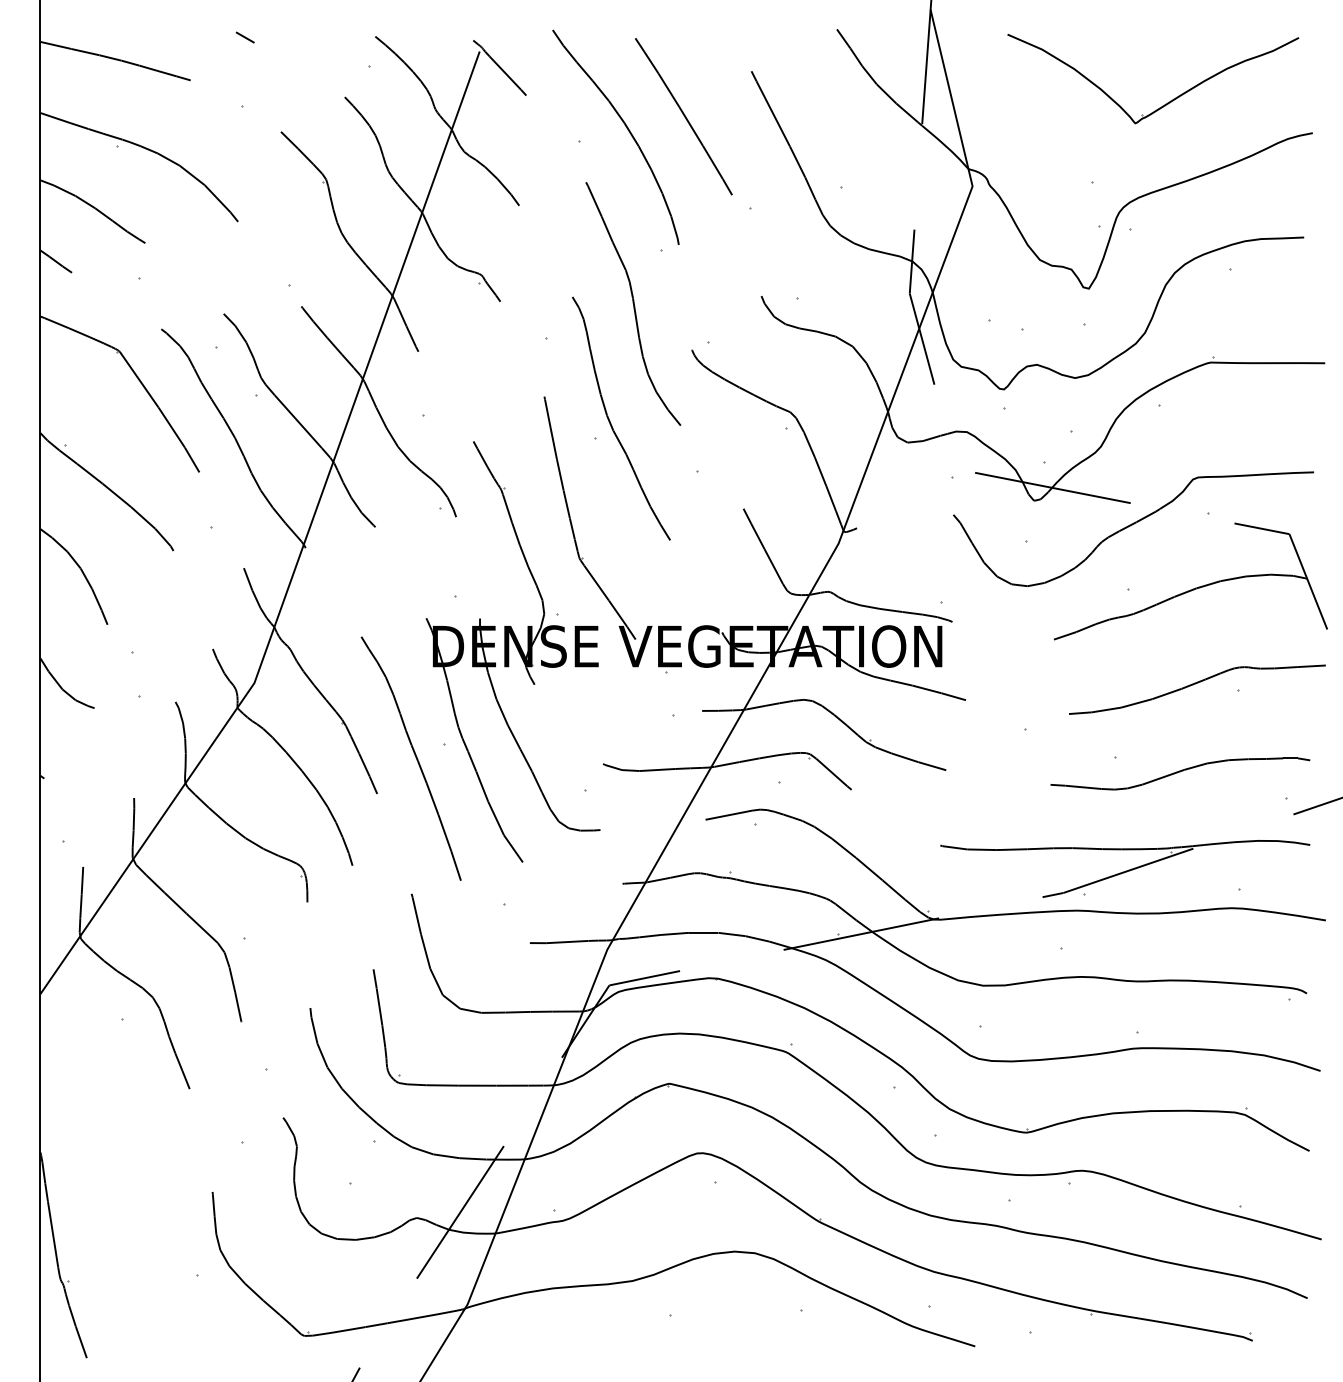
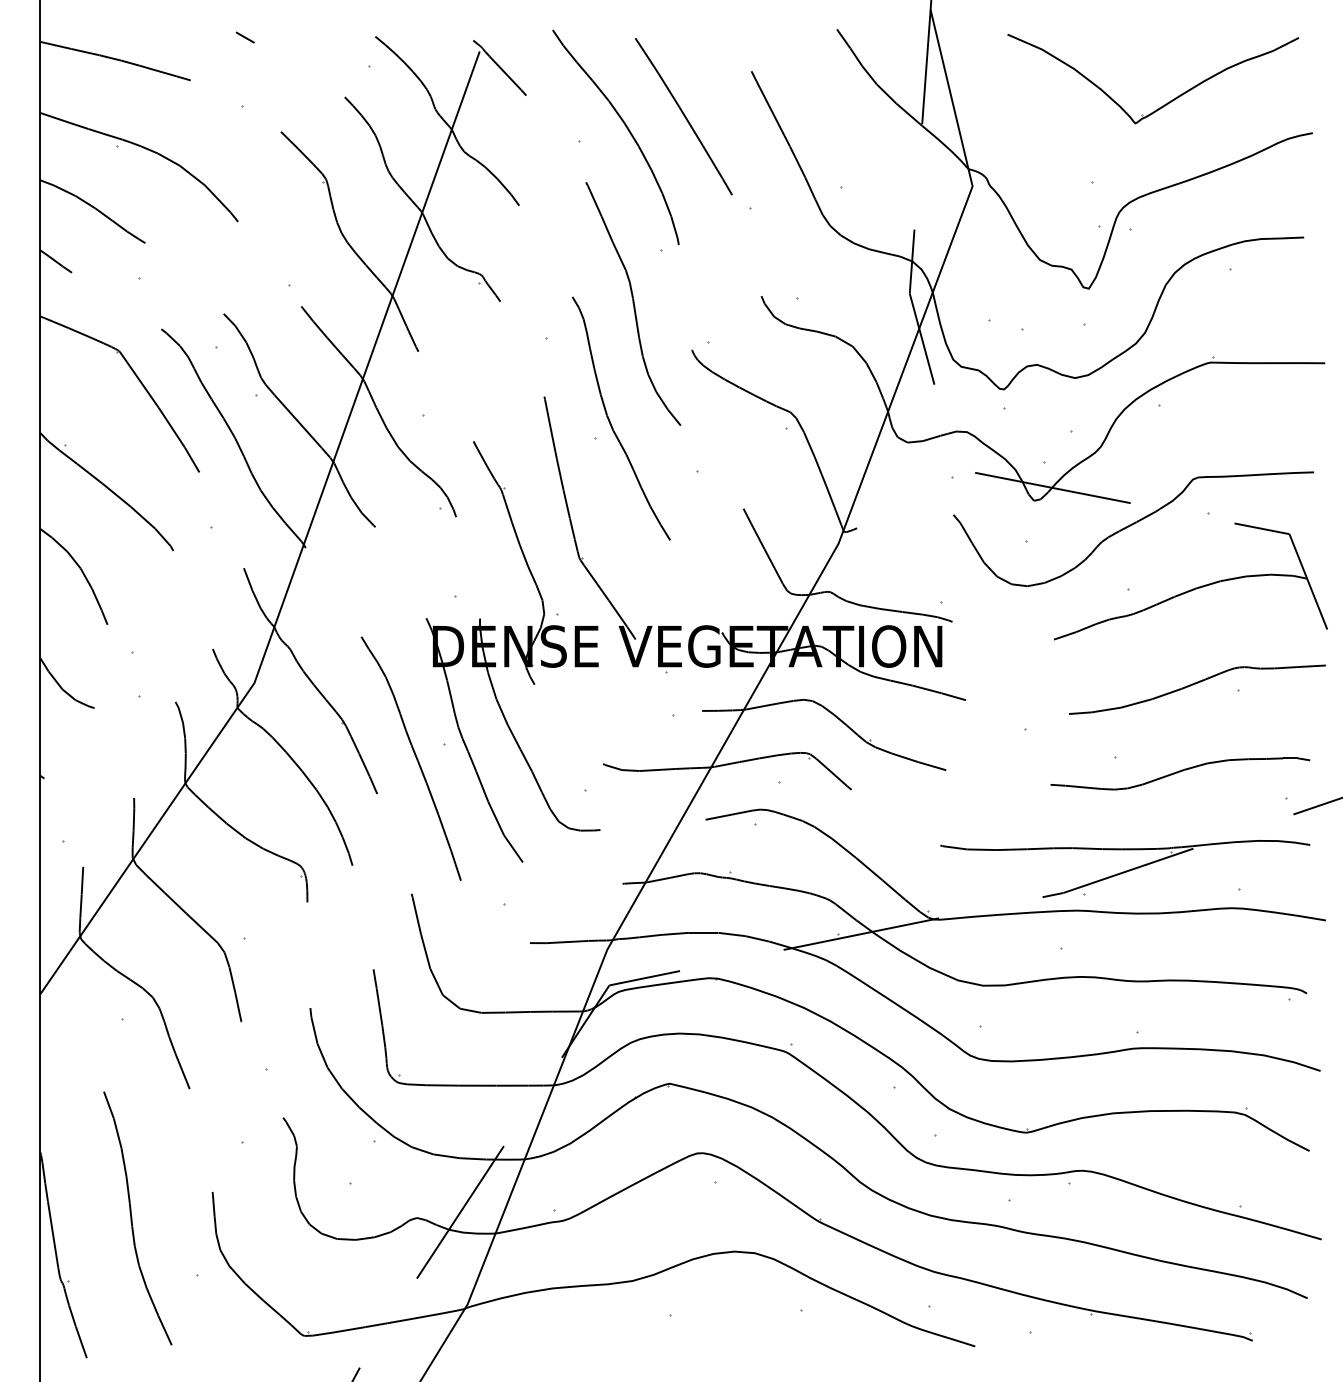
curve: none -> present (132, 1218)
